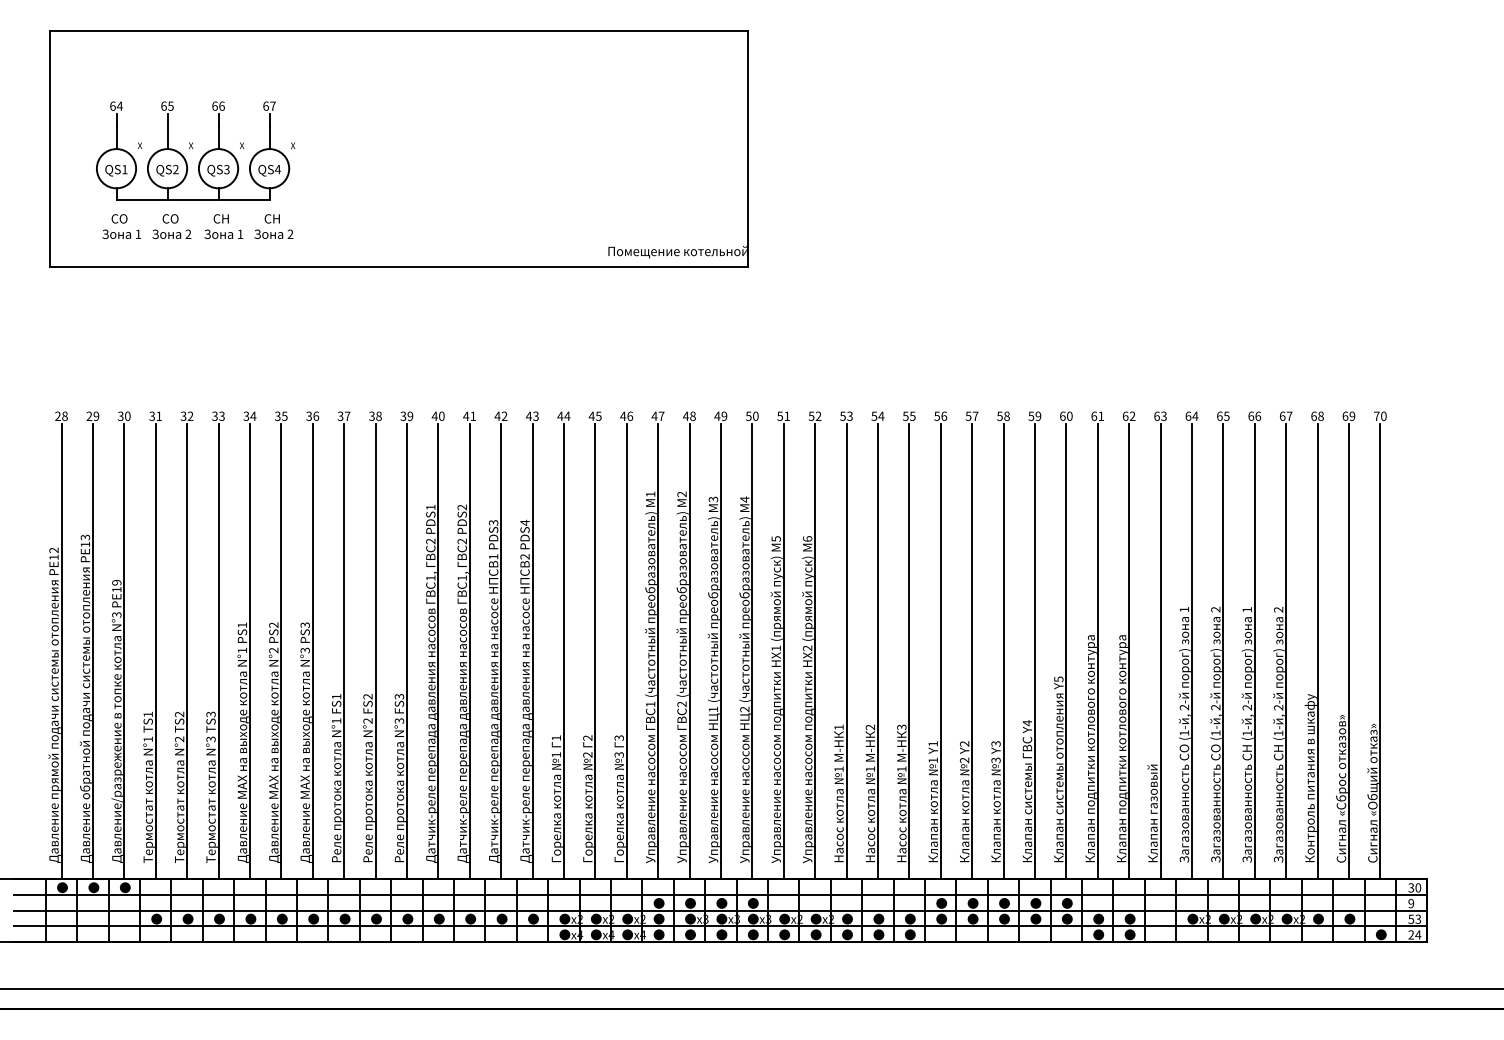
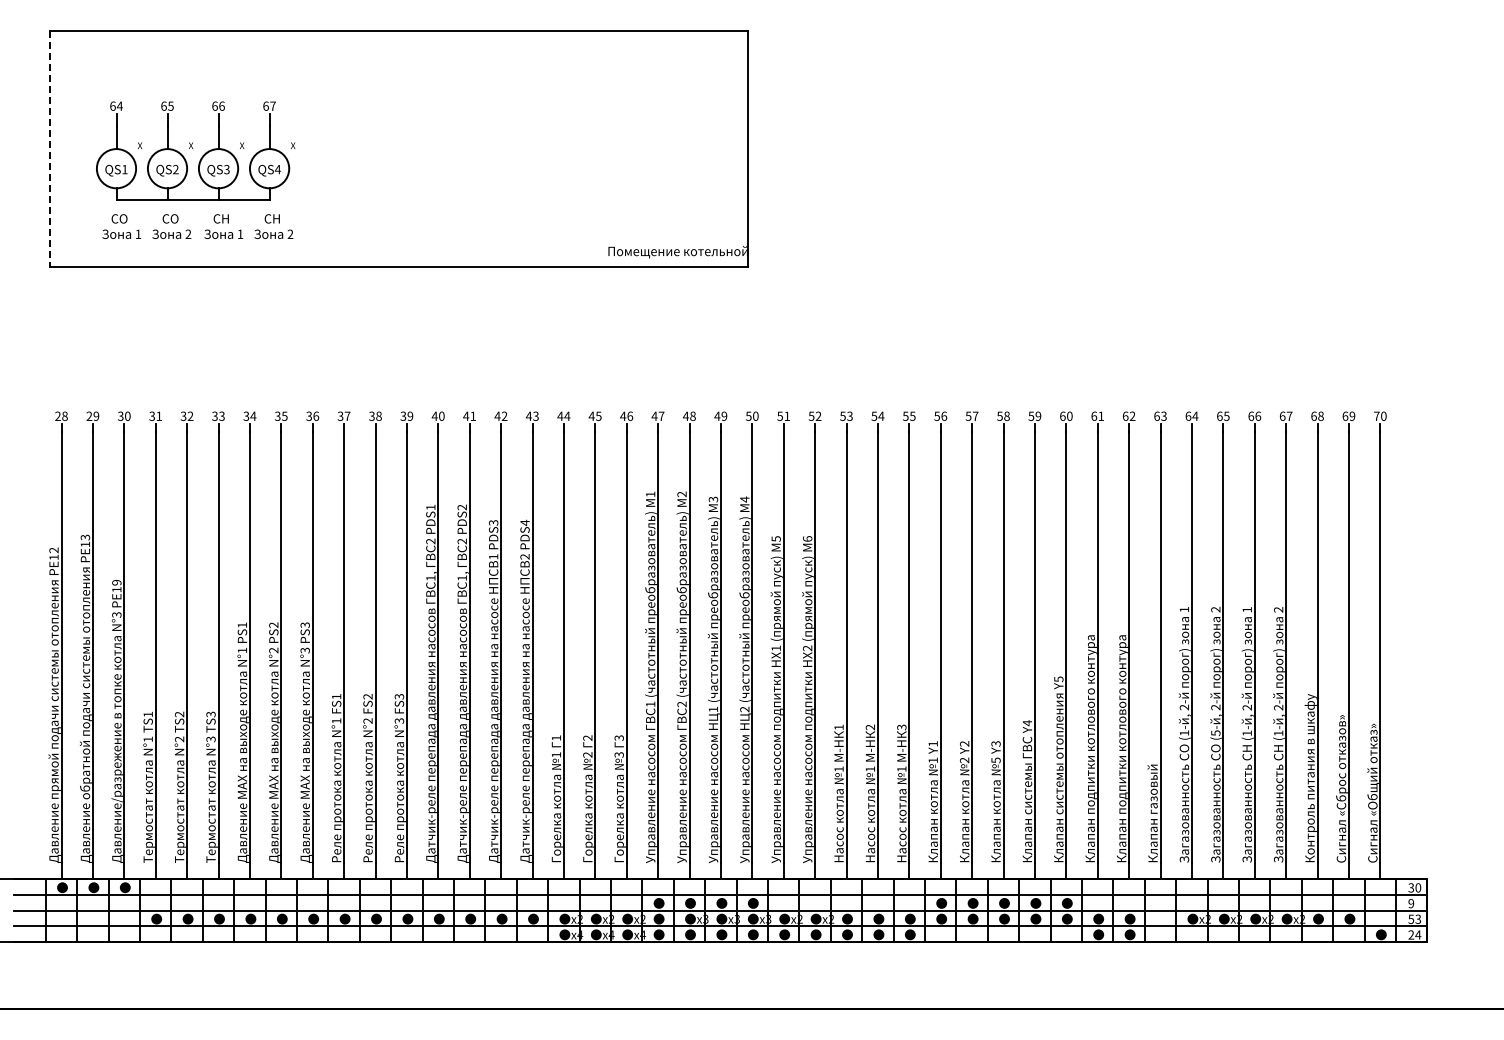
line: solid -> dashed (49, 149)
text: (1- -> (5- (1215, 733)
text: 3 -> 5 (995, 759)
line: present -> none (751, 989)
